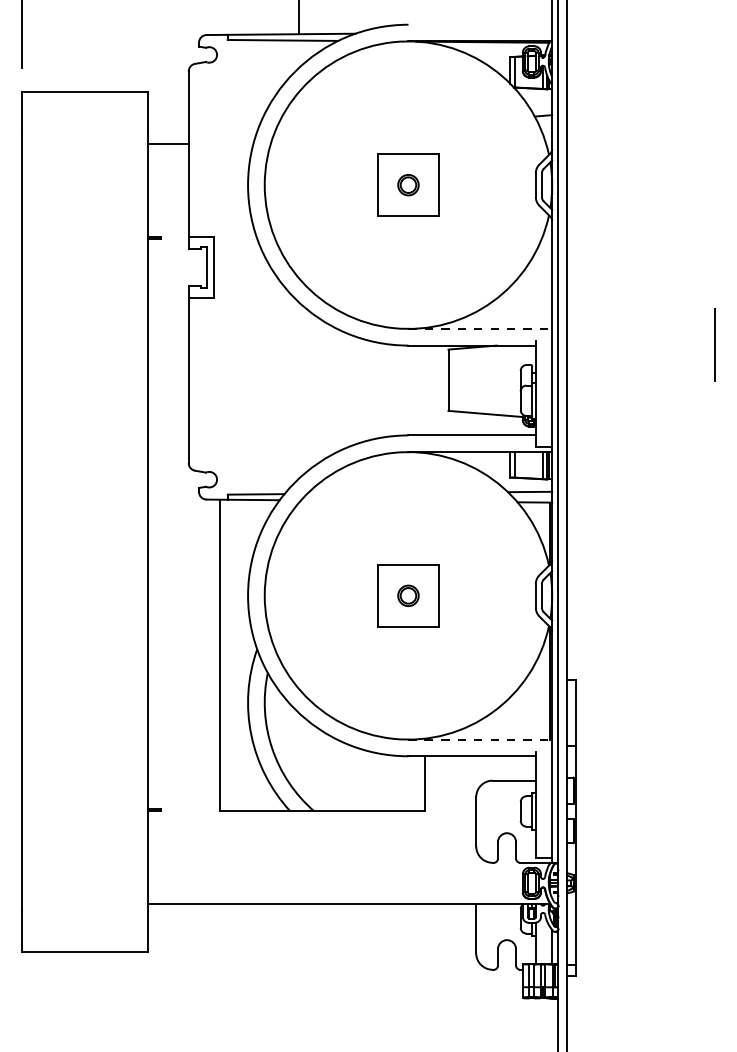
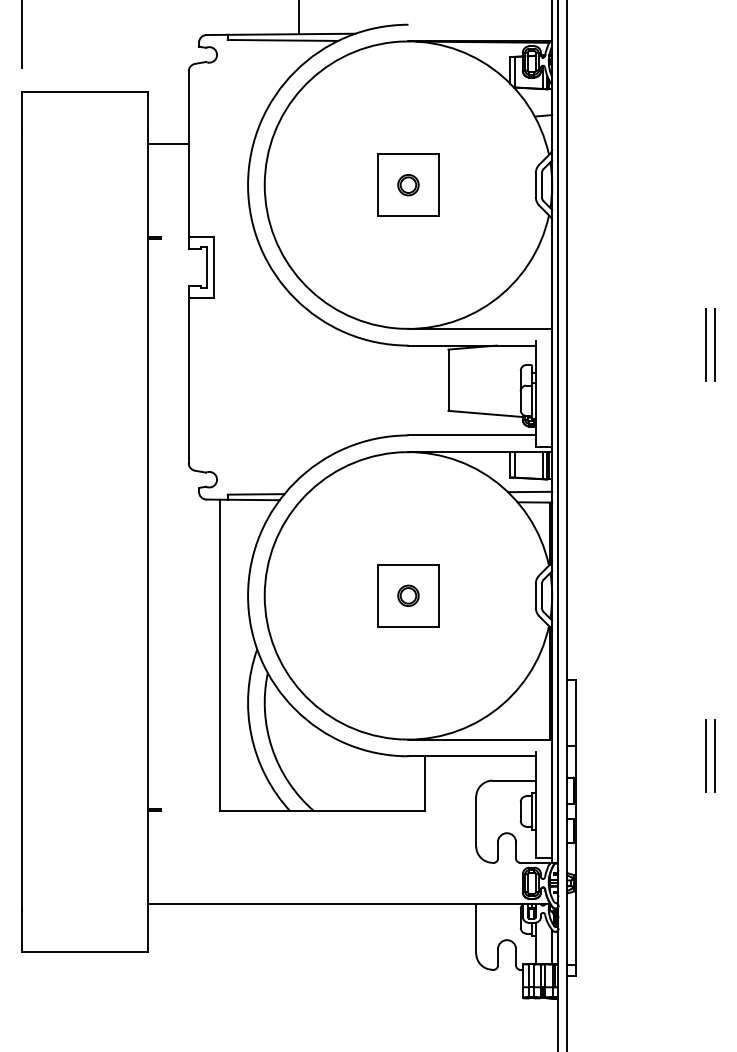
line: dashed -> solid (480, 328)
line: none -> present (706, 345)
line: dashed -> solid (480, 739)
line: none -> present (706, 755)
line: none -> present (714, 755)
